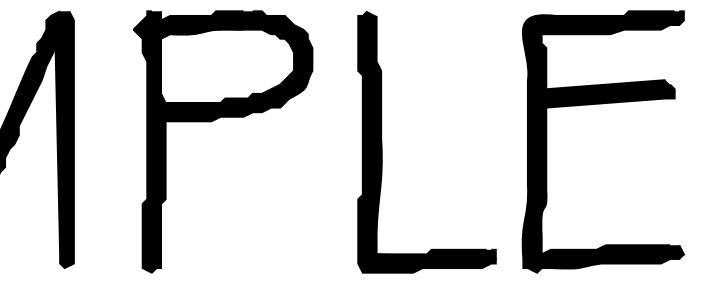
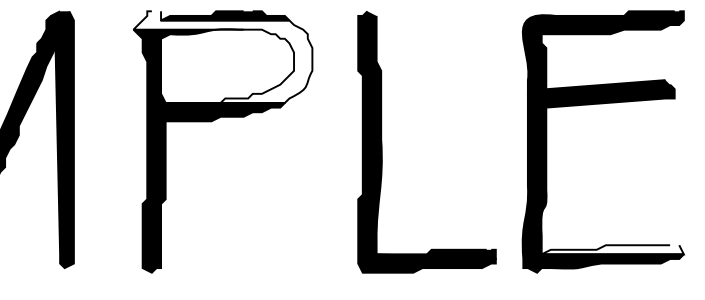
fill: present -> none (222, 56)
fill: present -> none (612, 249)
